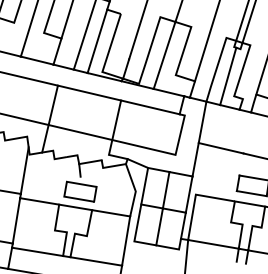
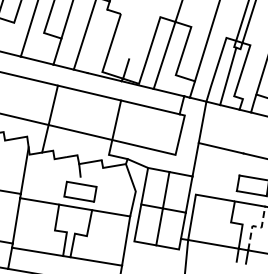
line: present -> none (137, 30)
line: present -> none (97, 41)
line: solid -> dashed (256, 226)
